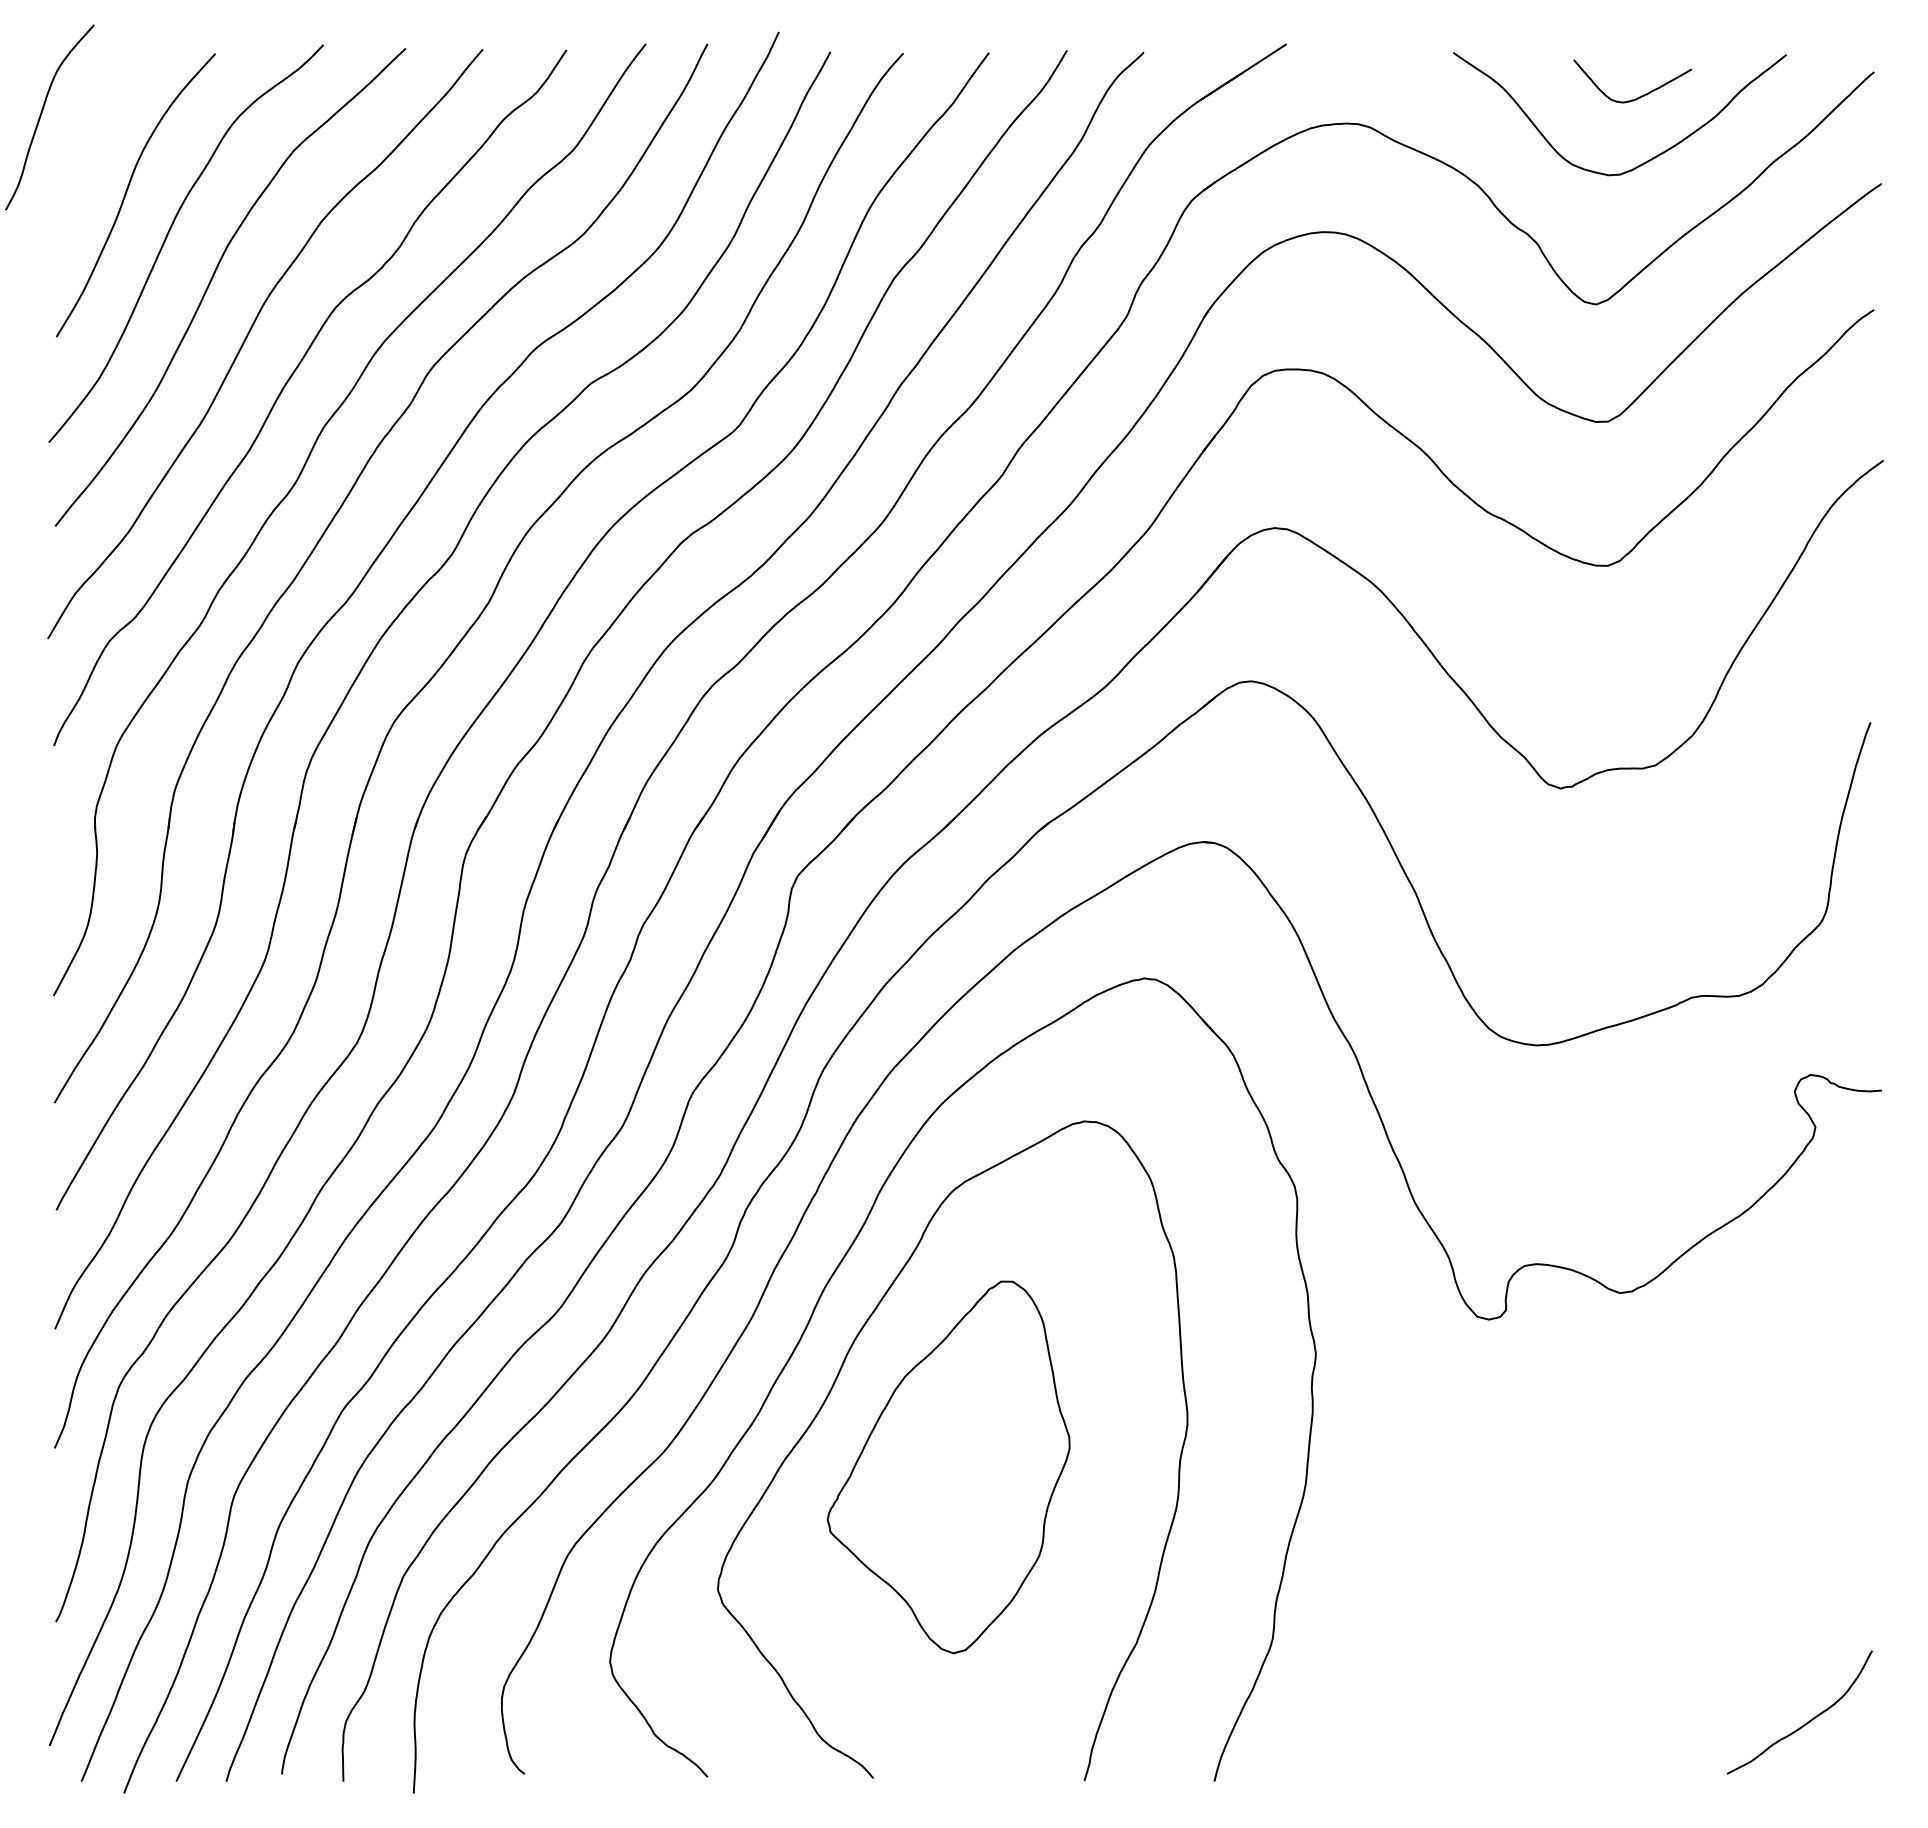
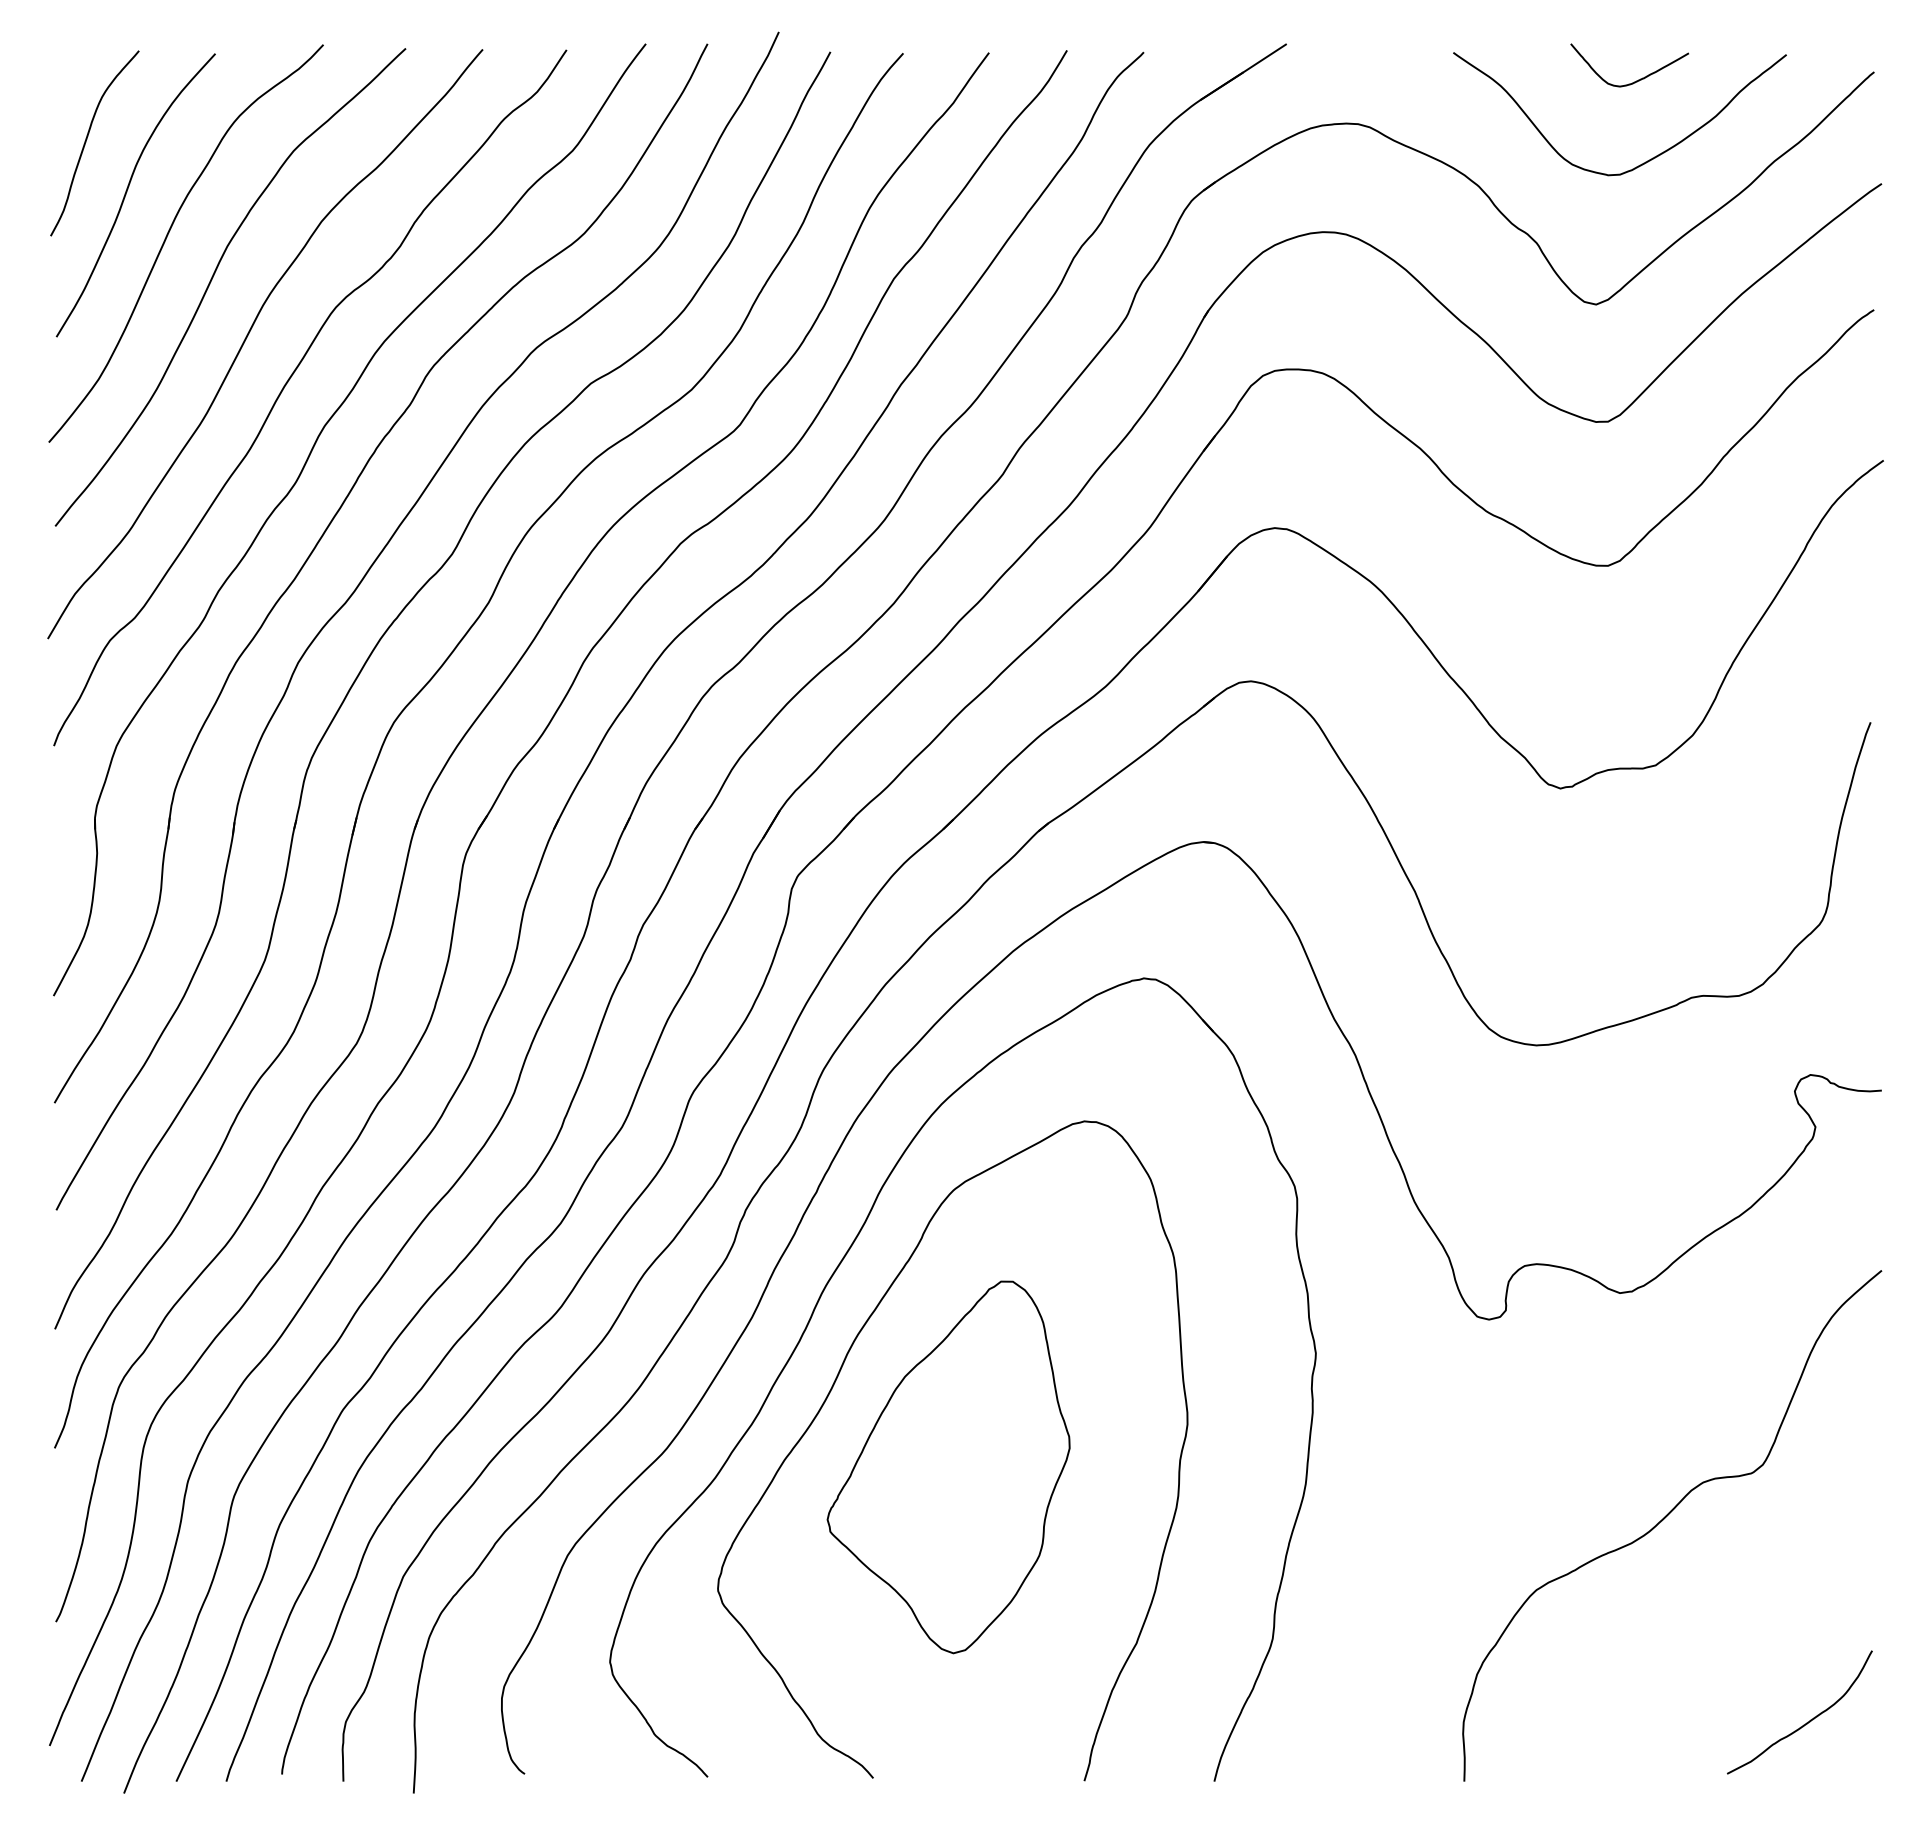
curve position: (1639, 96) -> (1636, 80) (1636, 80)
curve position: (42, 113) -> (87, 139) (87, 139)
curve: none -> present (1665, 1518)
